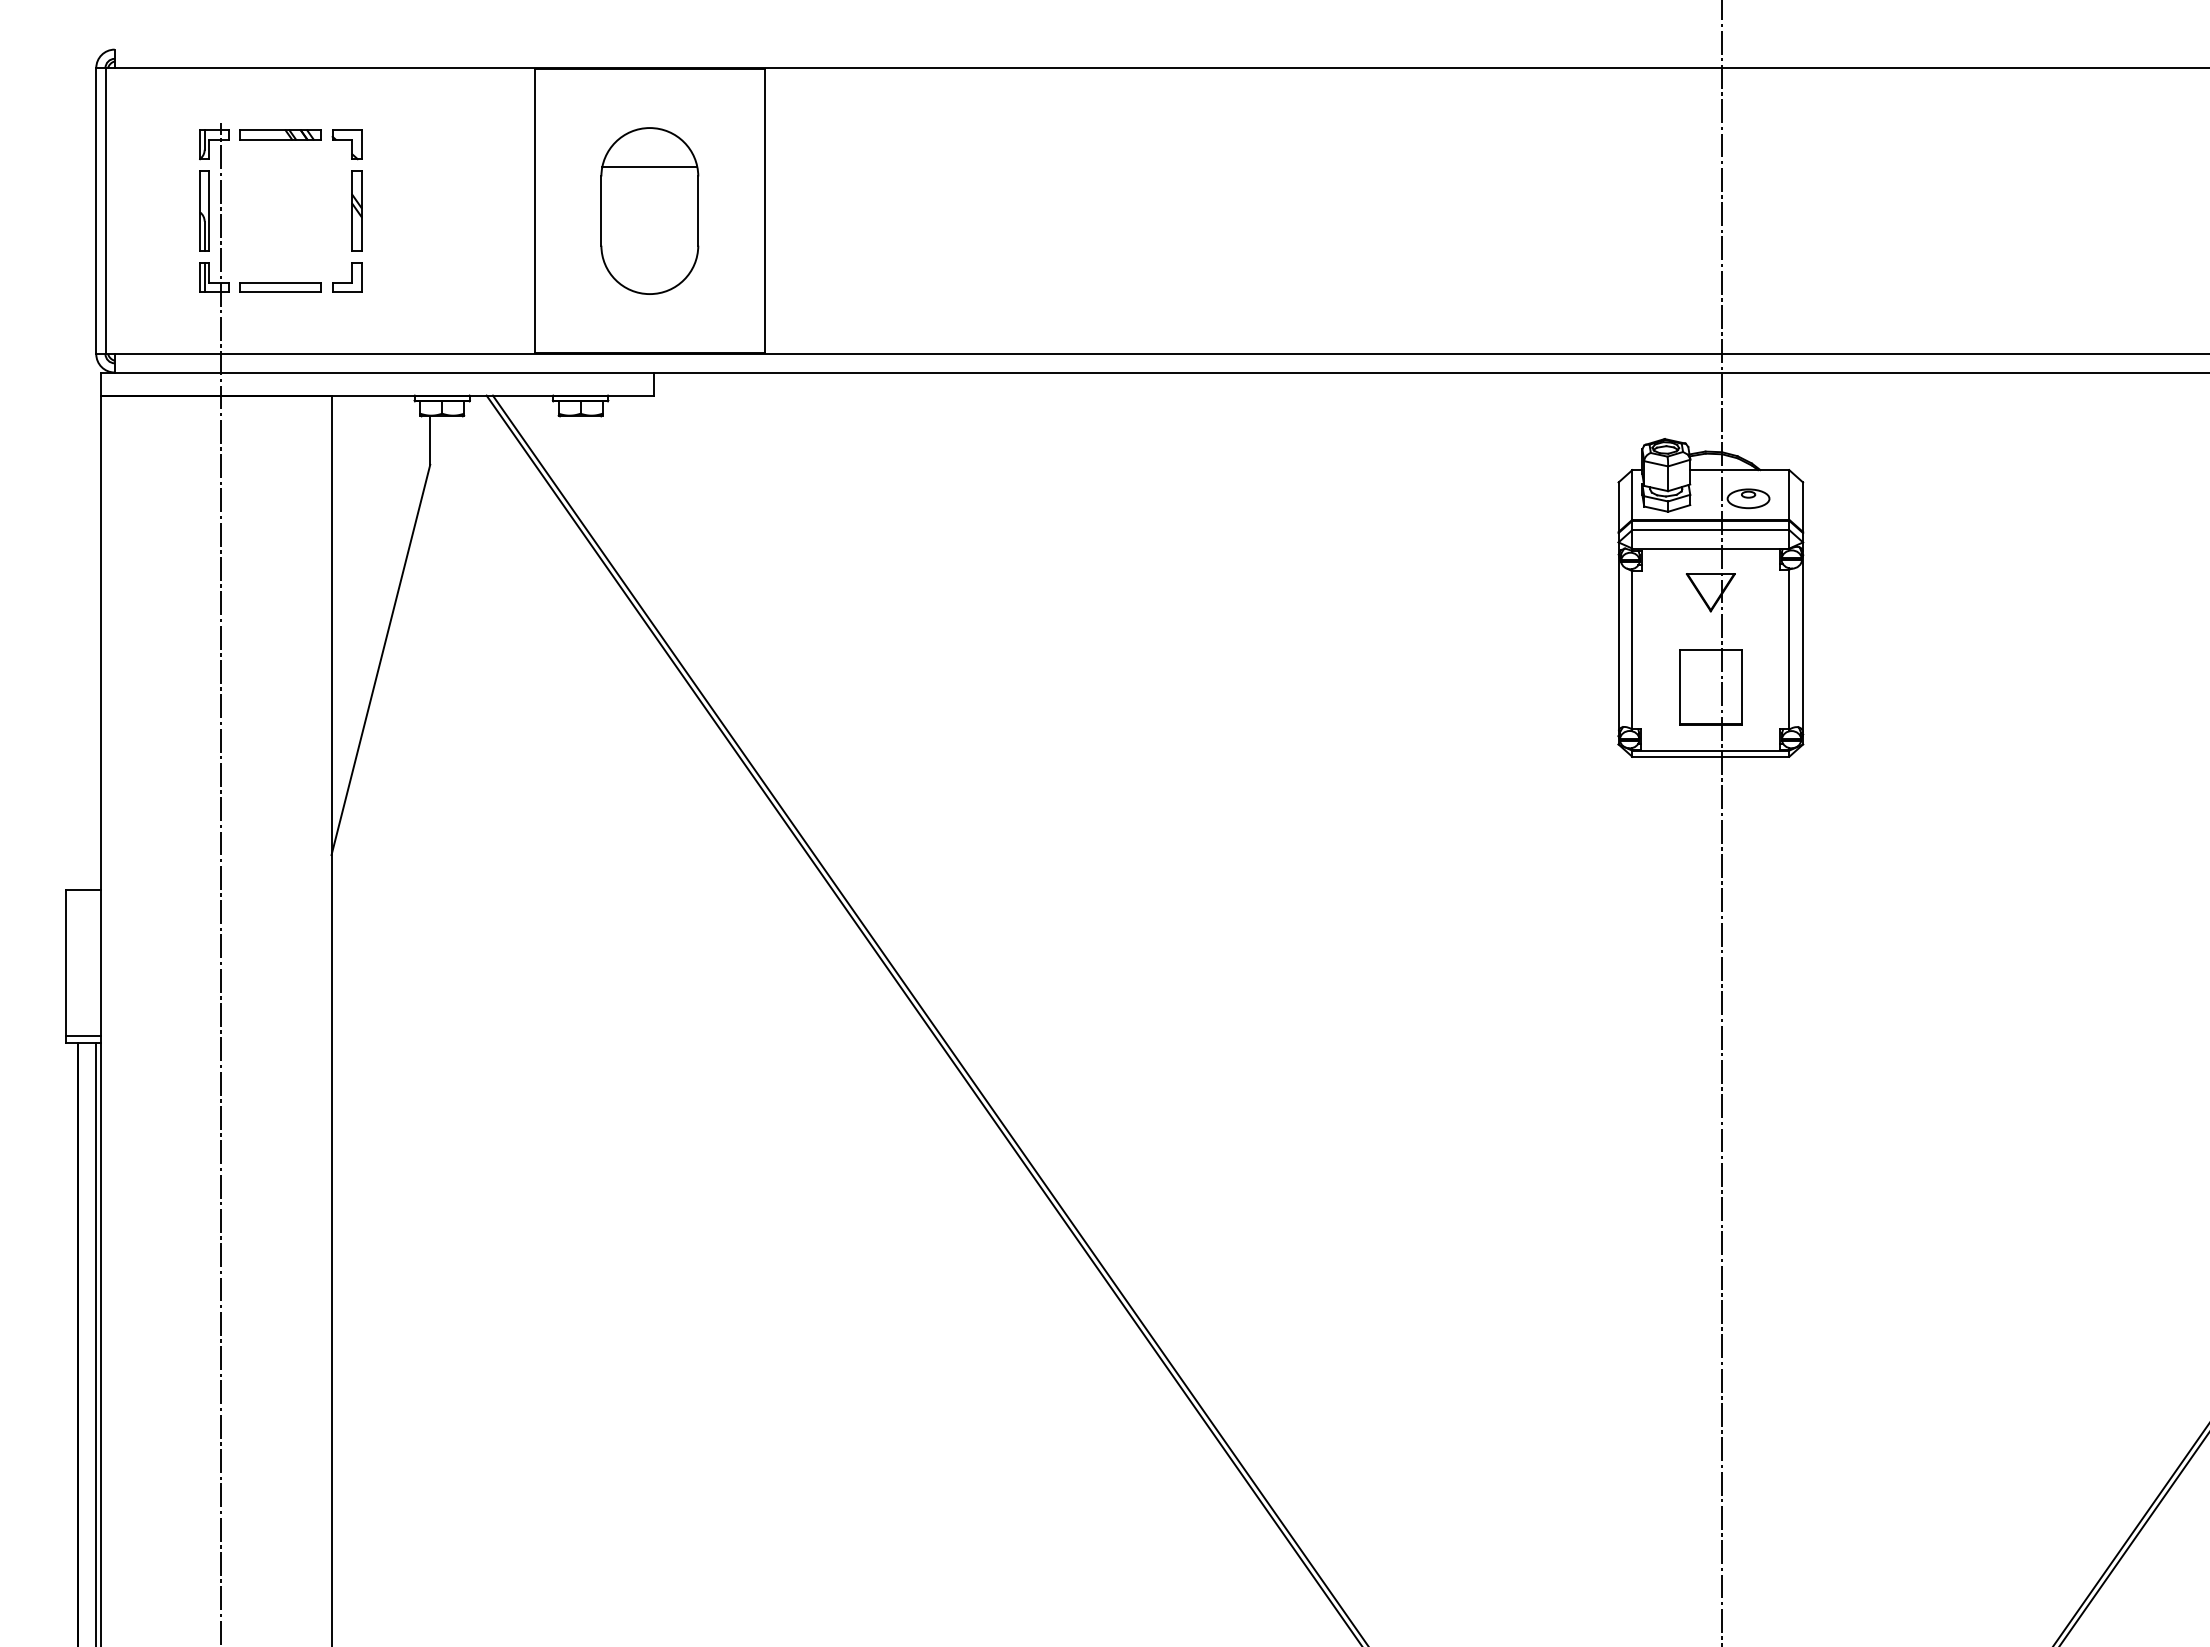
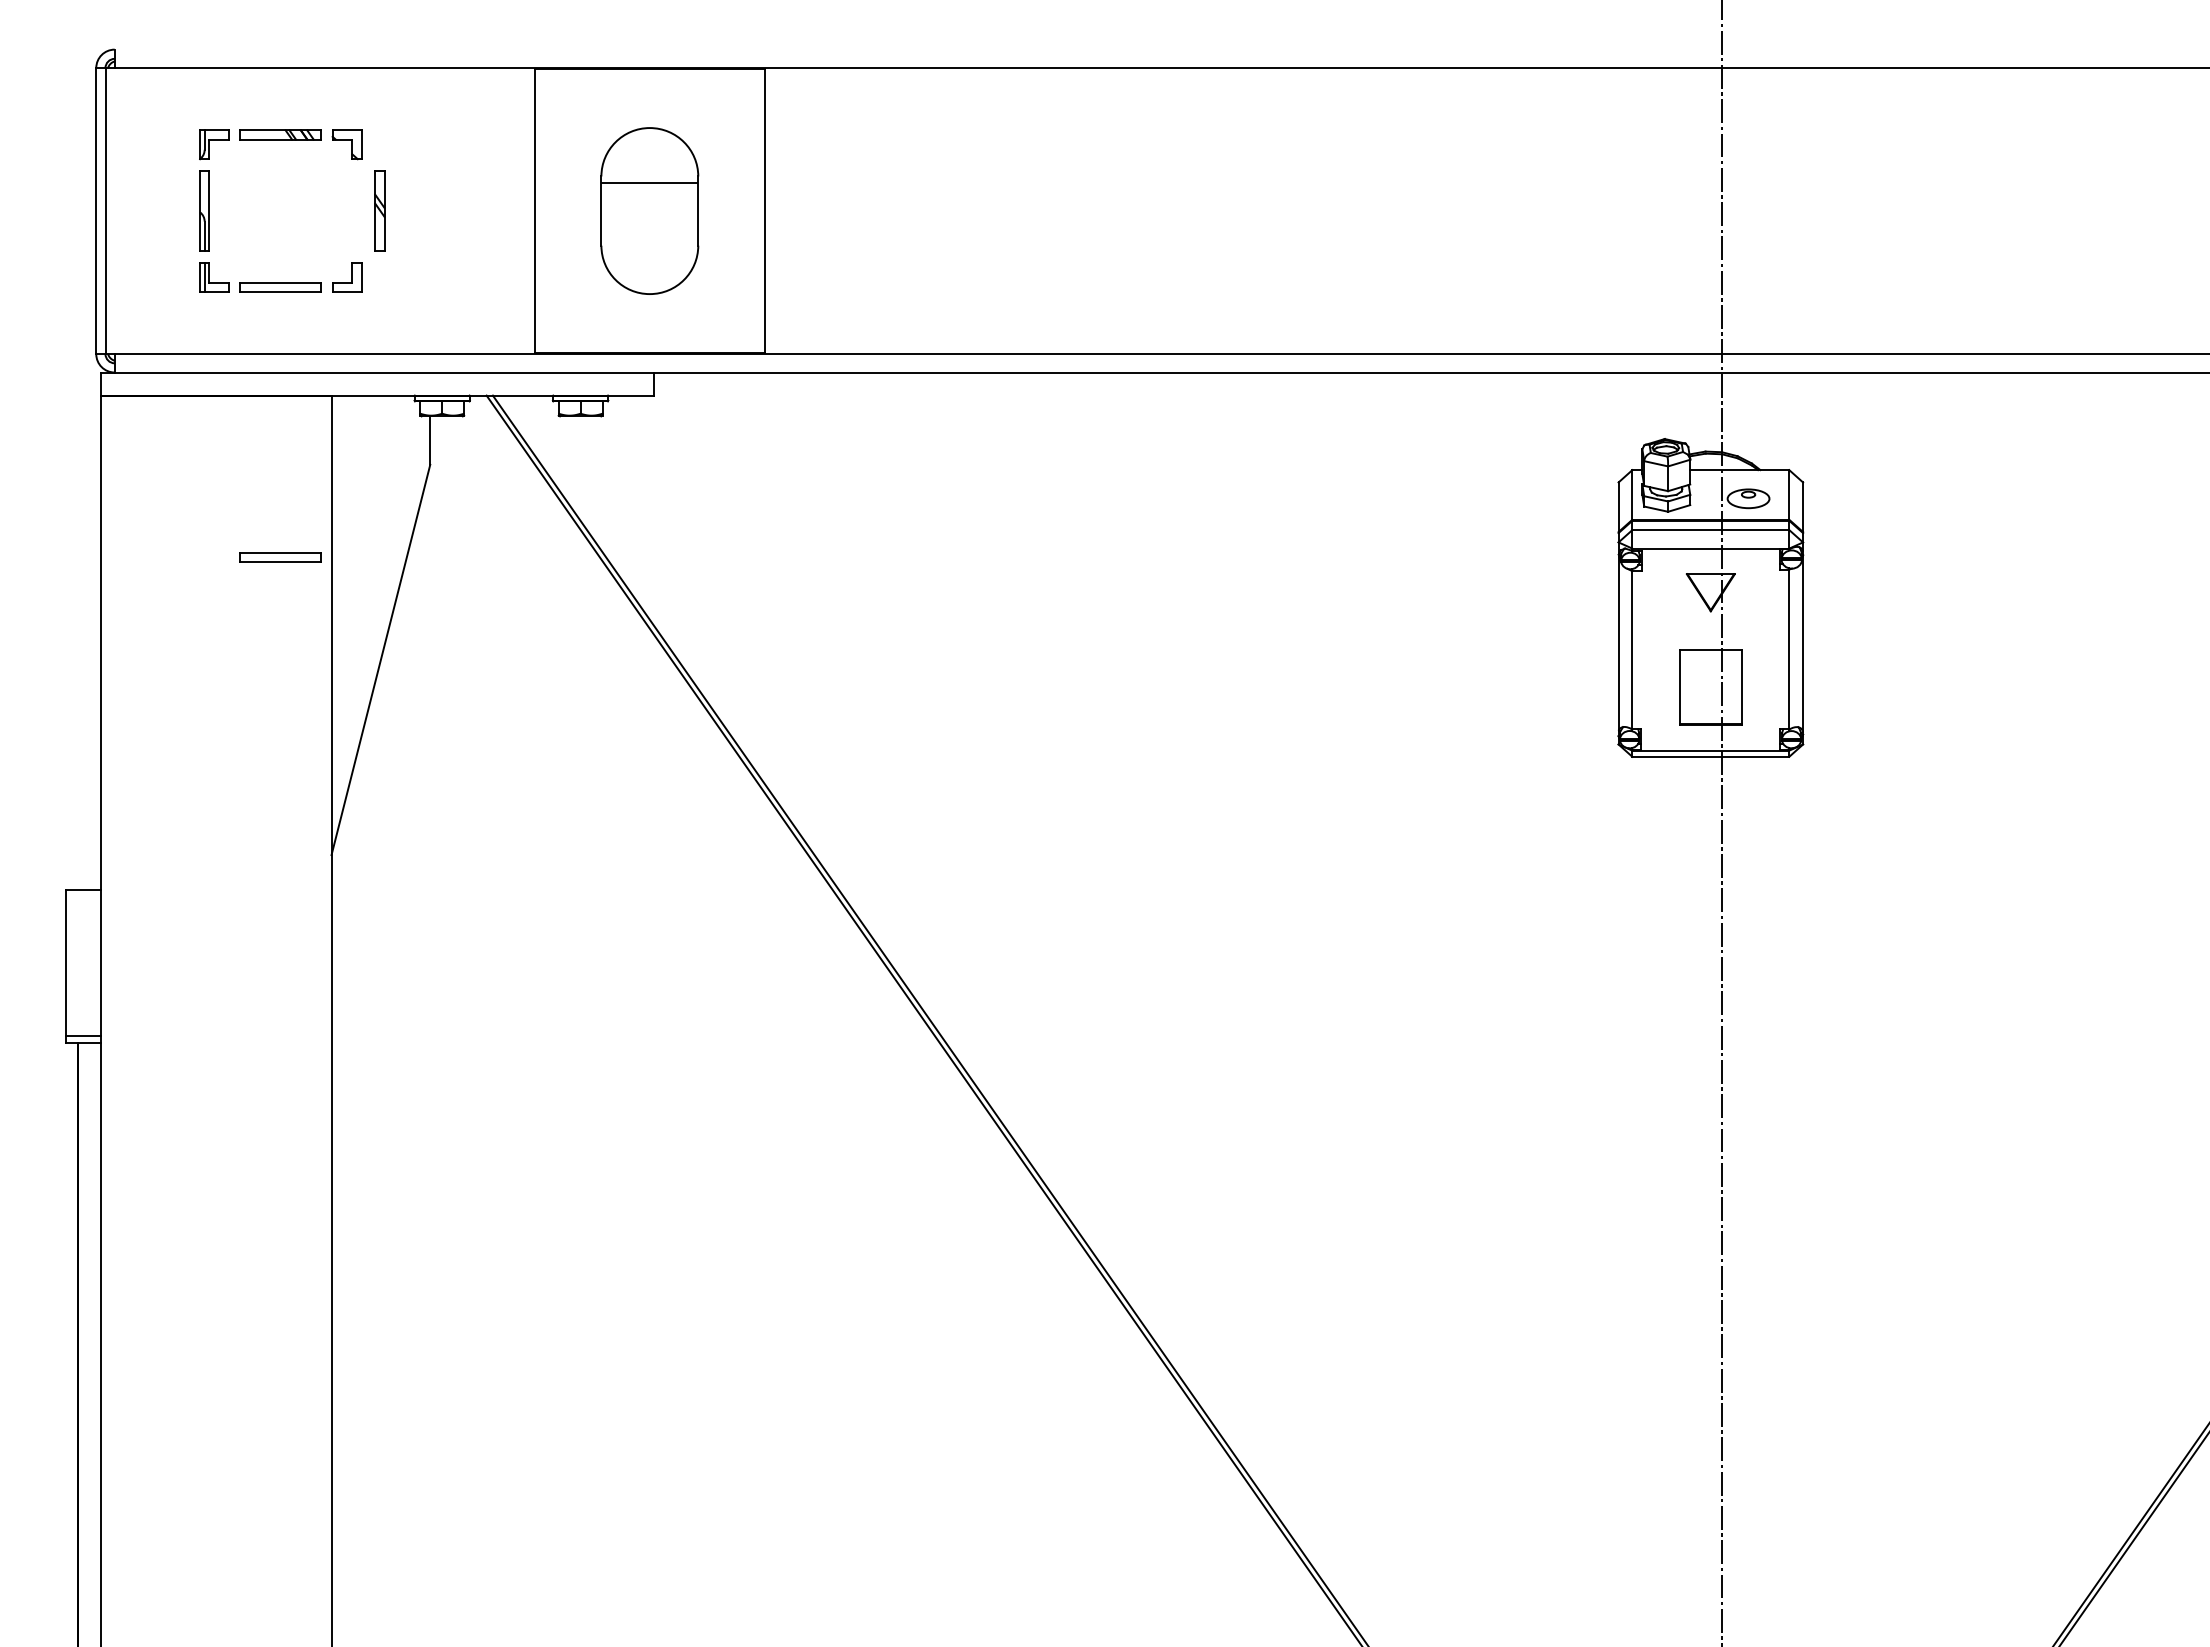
line position: (649, 166) -> (649, 182) (649, 182)
part position: (356, 210) -> (379, 210) (379, 210)
part: none -> present (280, 557)
line: present -> none (220, 883)
line: present -> none (96, 1343)
